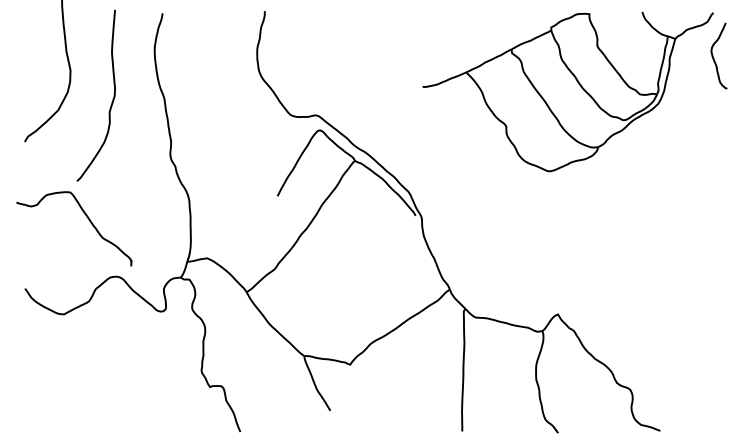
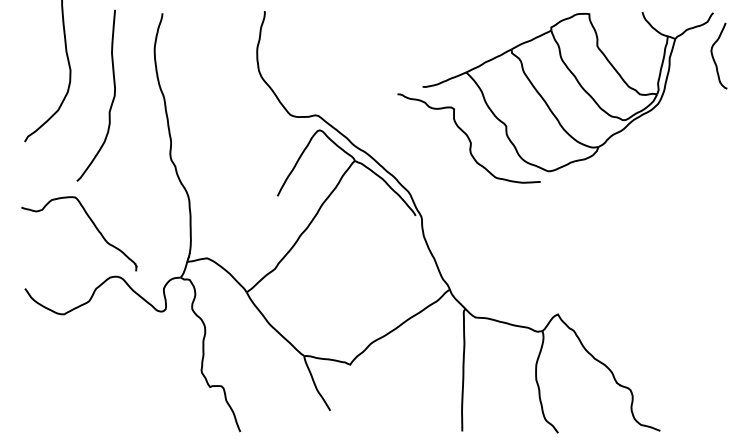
curve: none -> present (468, 138)
part position: (88, 220) -> (93, 225) (93, 225)
